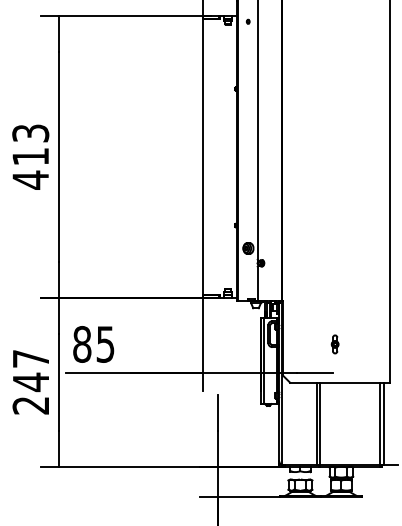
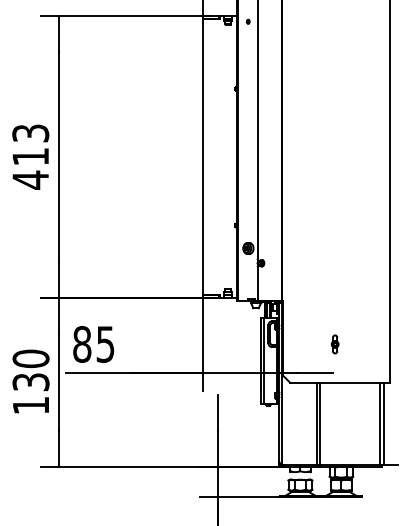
text: 247 -> 130 (30, 381)
